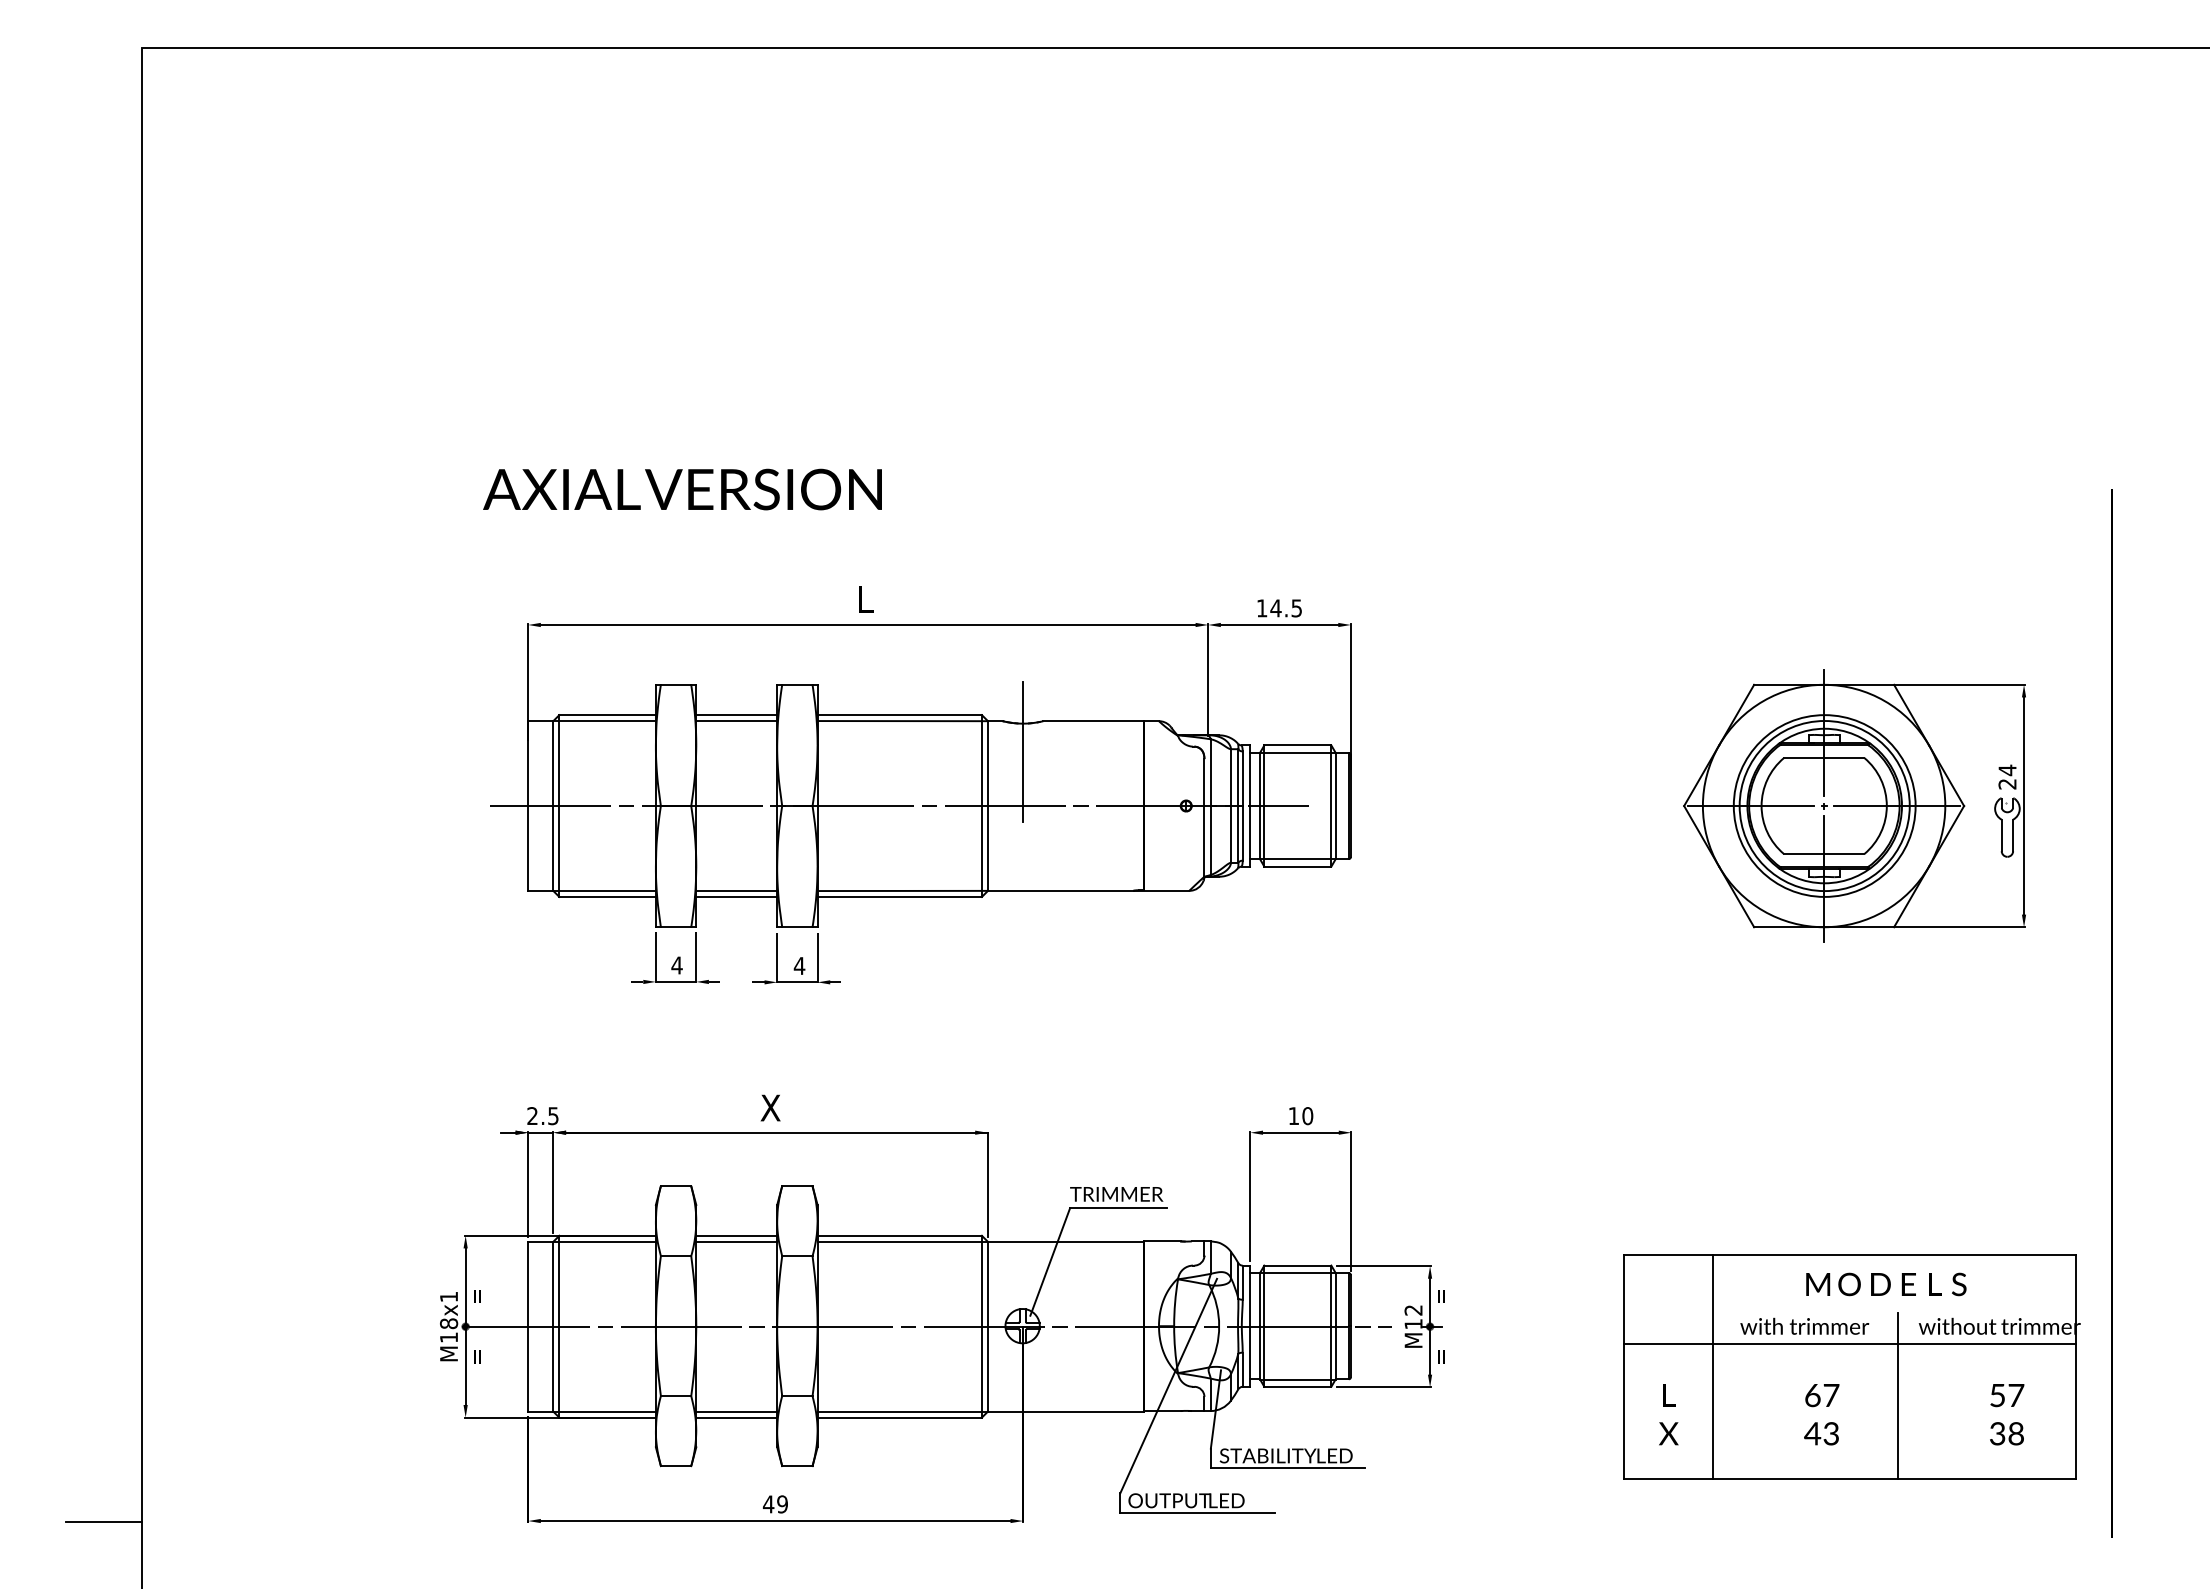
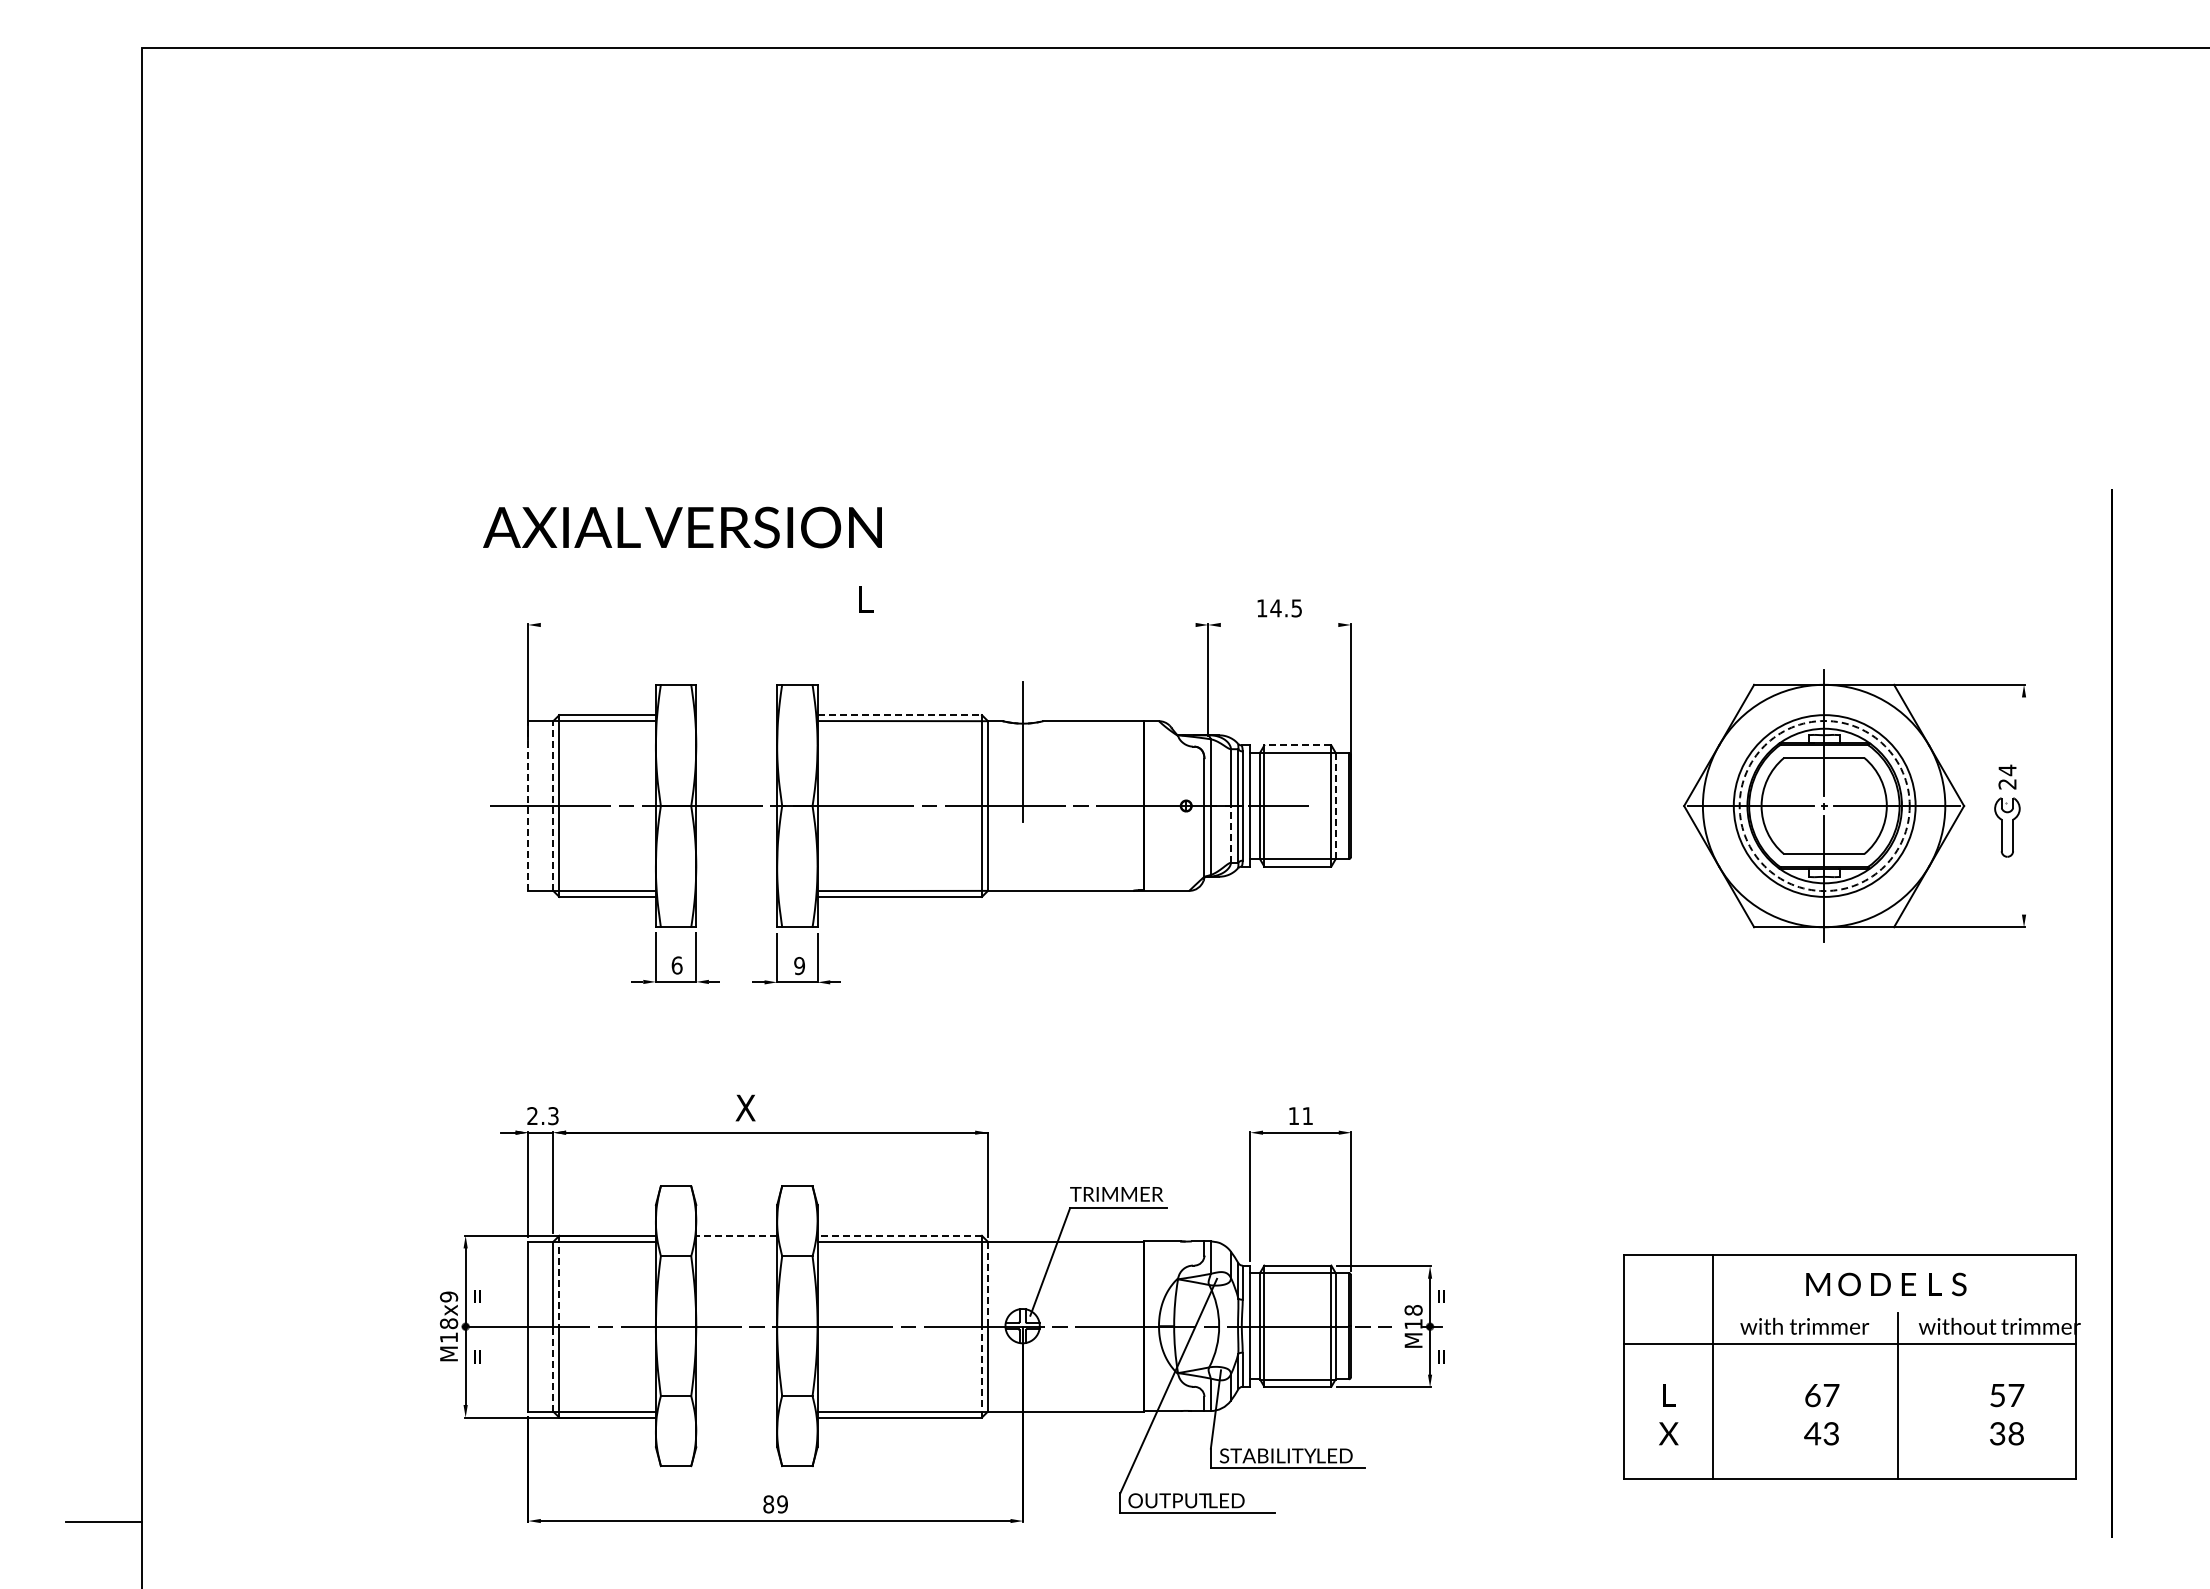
text position: (682, 489) -> (682, 527) (682, 527)
line: present -> none (867, 624)
line: present -> none (1279, 624)
line: present -> none (736, 715)
line: solid -> dashed (900, 715)
line: present -> none (736, 720)
line: solid -> dashed (1297, 745)
line: solid -> dashed (553, 805)
line: solid -> dashed (1335, 805)
circle: solid -> dashed (1824, 805)
line: present -> none (2024, 805)
line: solid -> dashed (528, 806)
line: solid -> dashed (1230, 833)
line: present -> none (736, 891)
line: present -> none (736, 896)
text: 4 -> 6 (676, 965)
text: 4 -> 9 (799, 965)
text position: (770, 1107) -> (745, 1107) (745, 1107)
text: 2.5 -> 2.3 (553, 1115)
text: 10 -> 11 (1307, 1116)
line: solid -> dashed (736, 1235)
line: solid -> dashed (899, 1235)
line: present -> none (736, 1241)
line: solid -> dashed (559, 1281)
line: solid -> dashed (987, 1284)
text: M18x1 -> M18x9 (449, 1296)
text: M12 -> M18 (1413, 1310)
line: solid -> dashed (553, 1369)
line: solid -> dashed (981, 1371)
line: present -> none (736, 1411)
line: present -> none (736, 1417)
text: 49 -> 89 (768, 1504)
